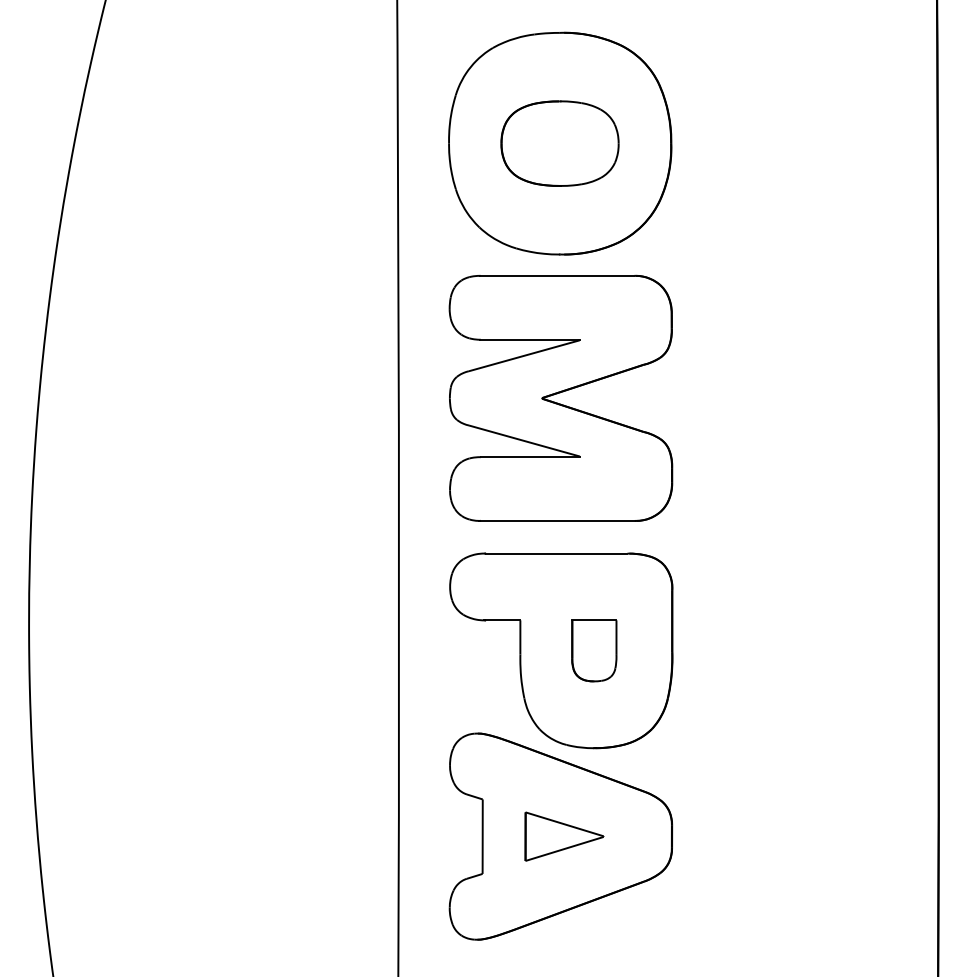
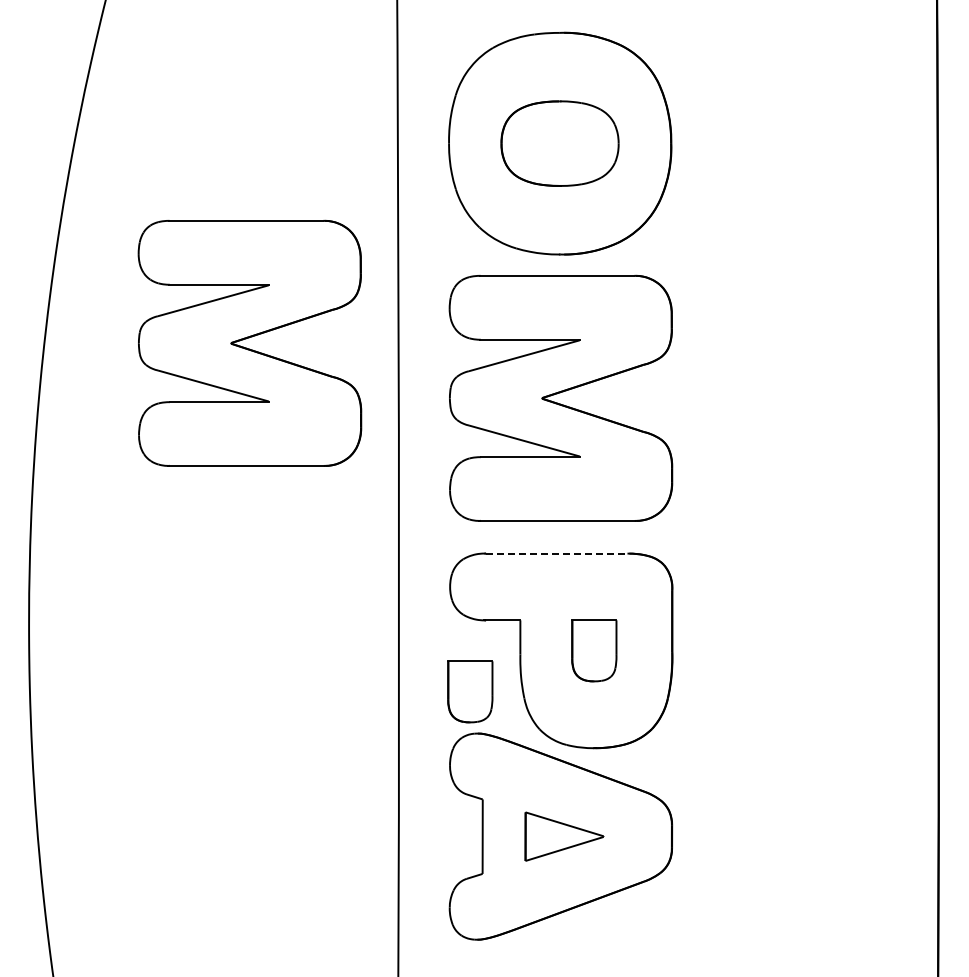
part: none -> present (249, 342)
line: solid -> dashed (556, 553)
part: none -> present (470, 691)
